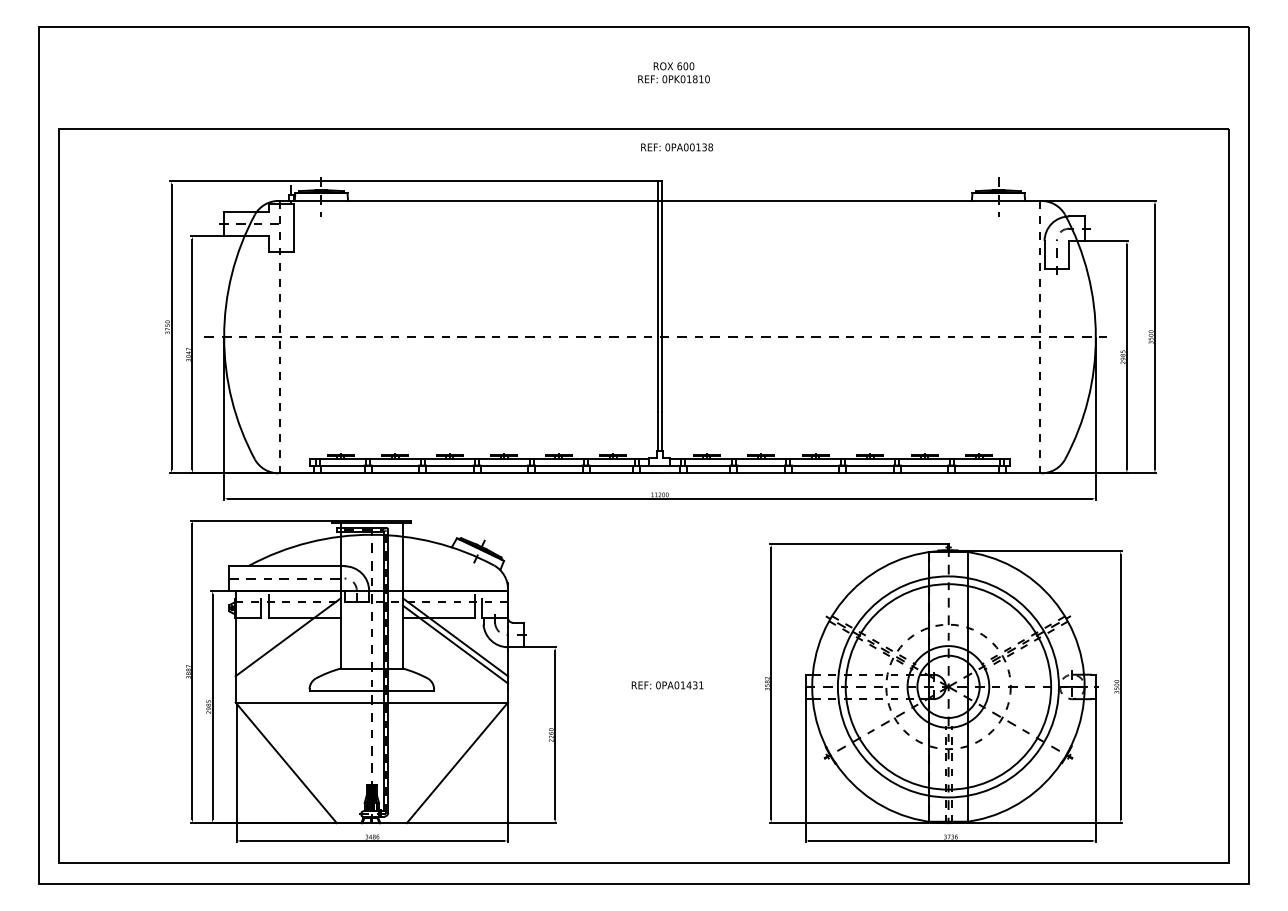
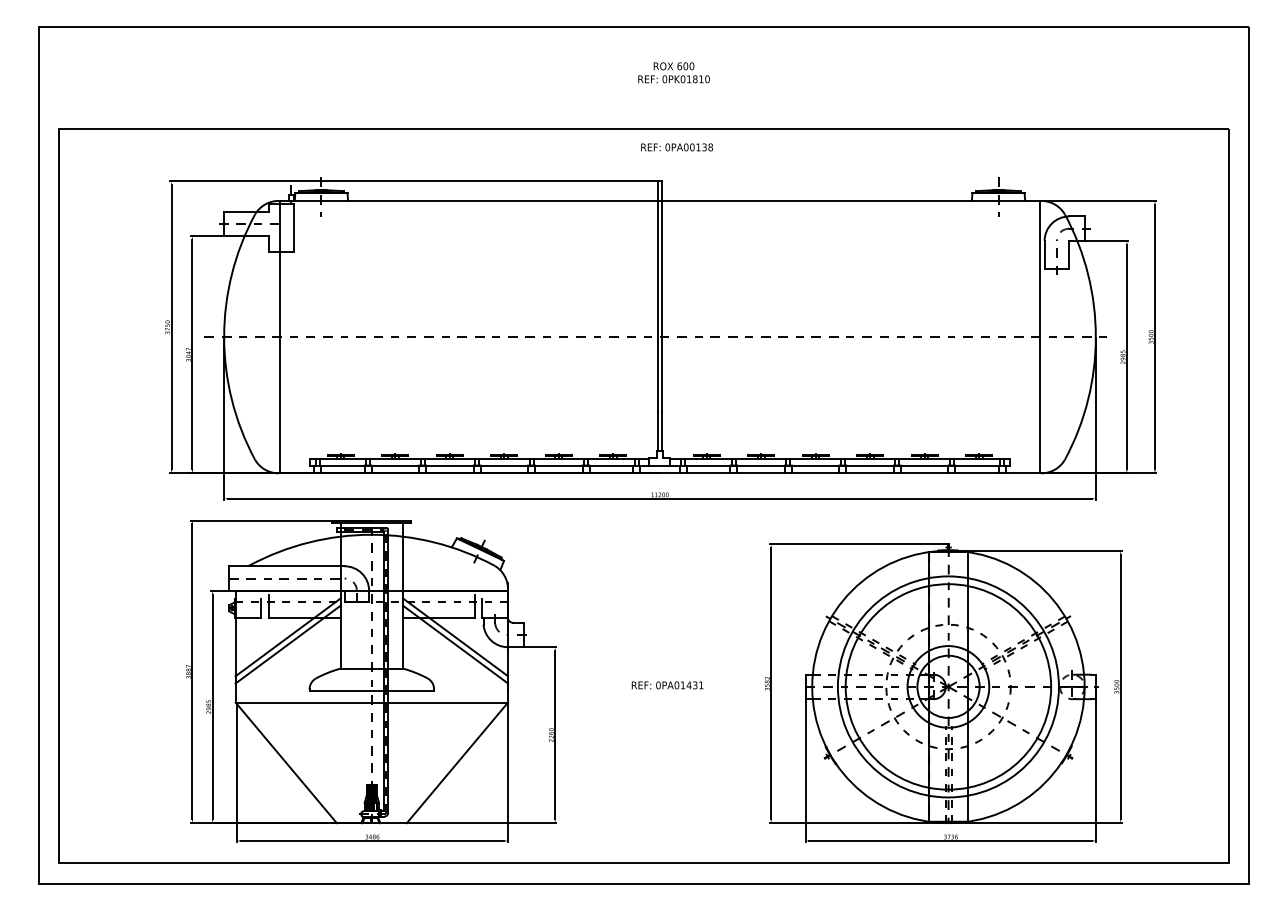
line: dashed -> solid (280, 336)
line: dashed -> solid (1039, 336)
line: none -> present (287, 644)
